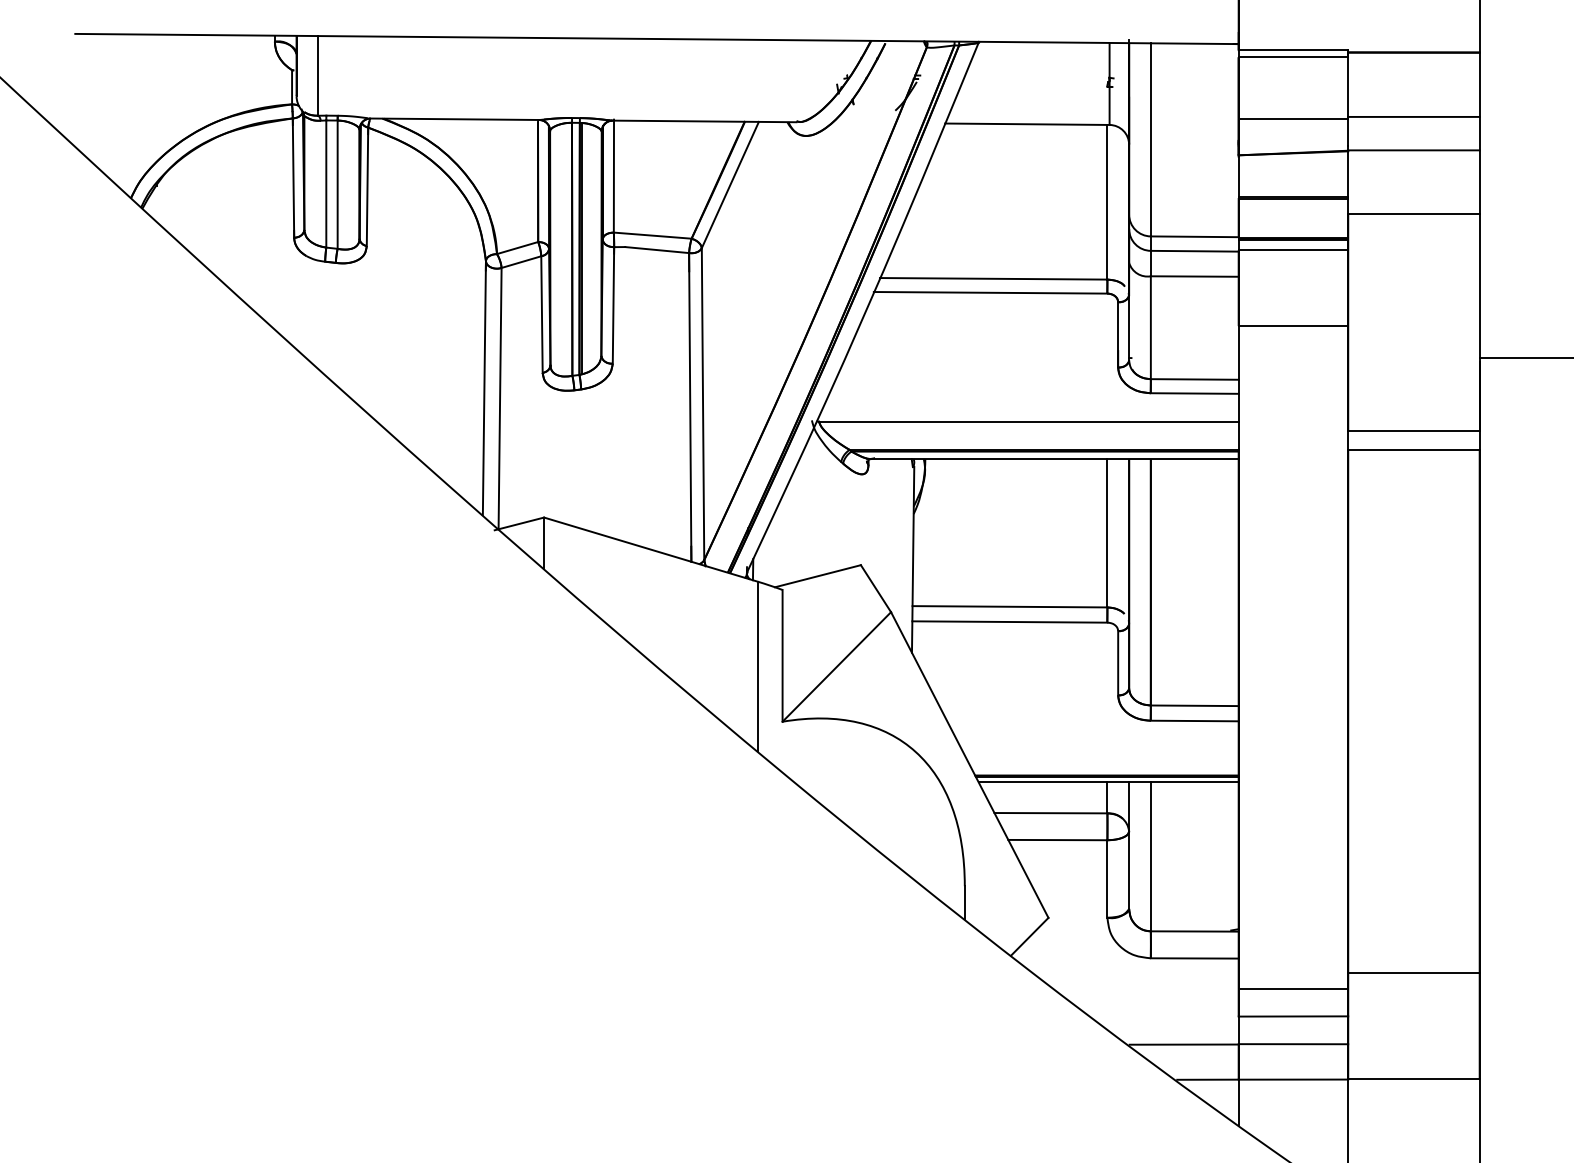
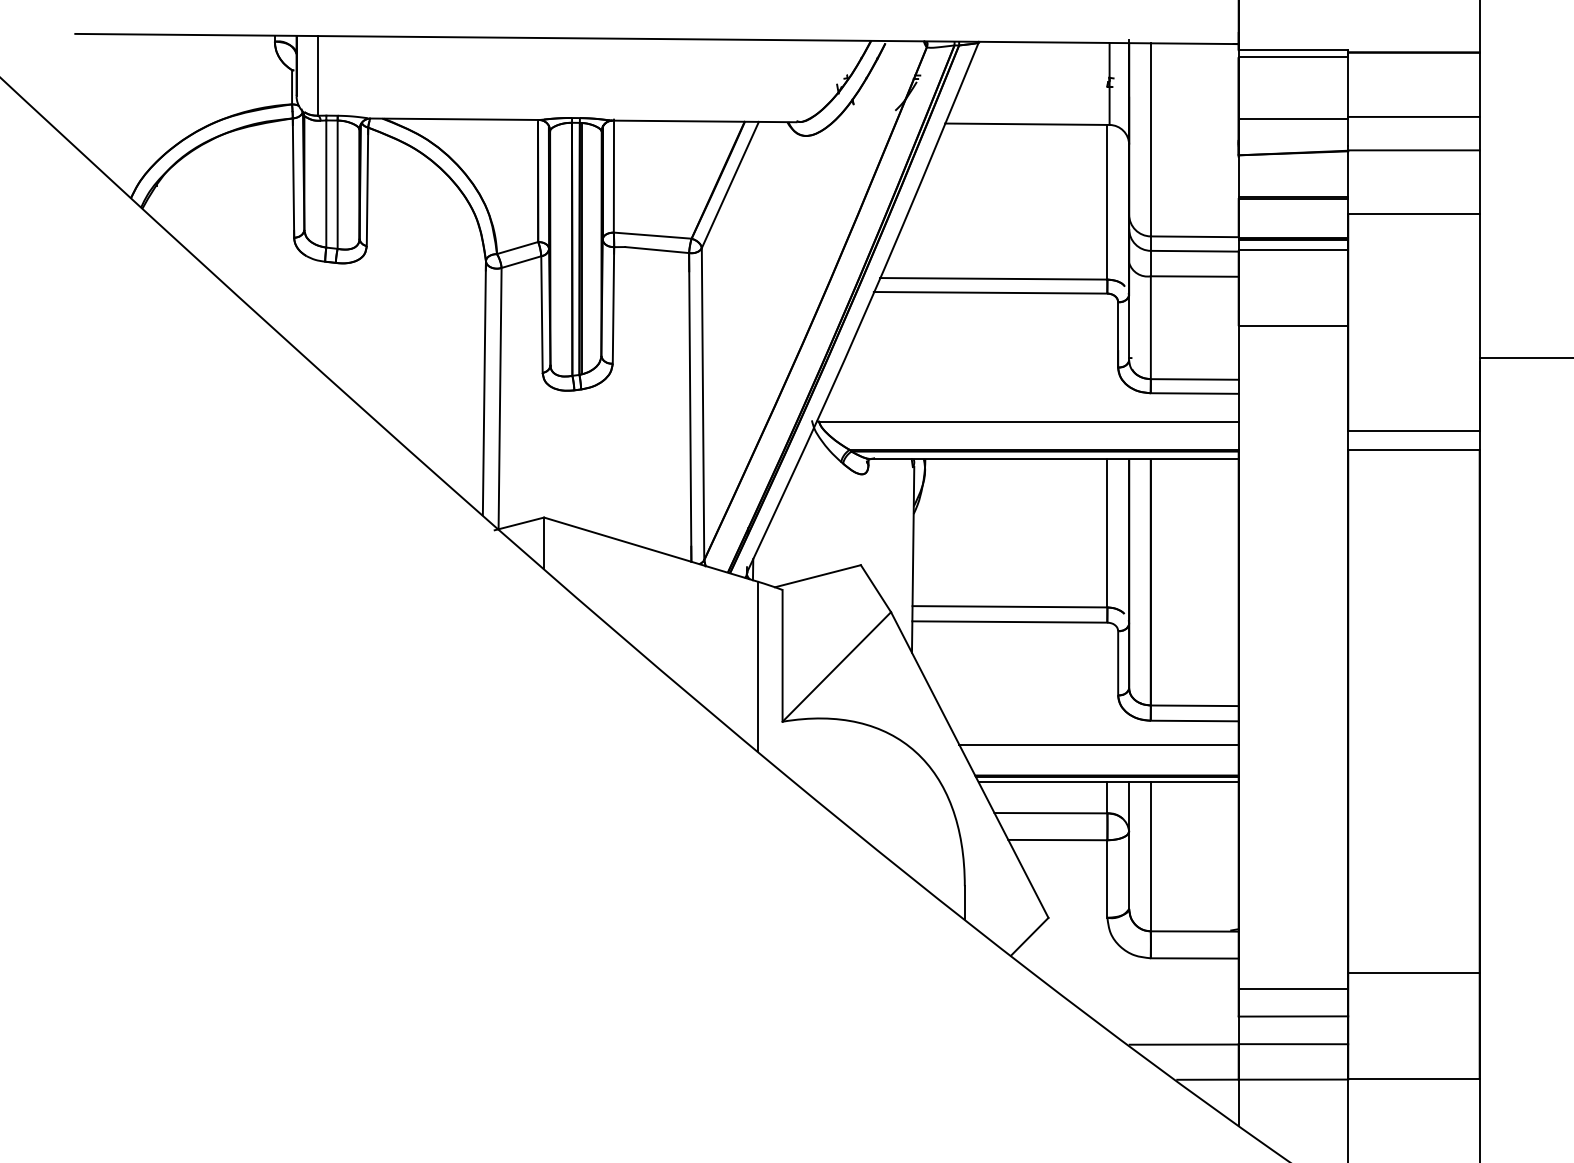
line: none -> present (1098, 744)
